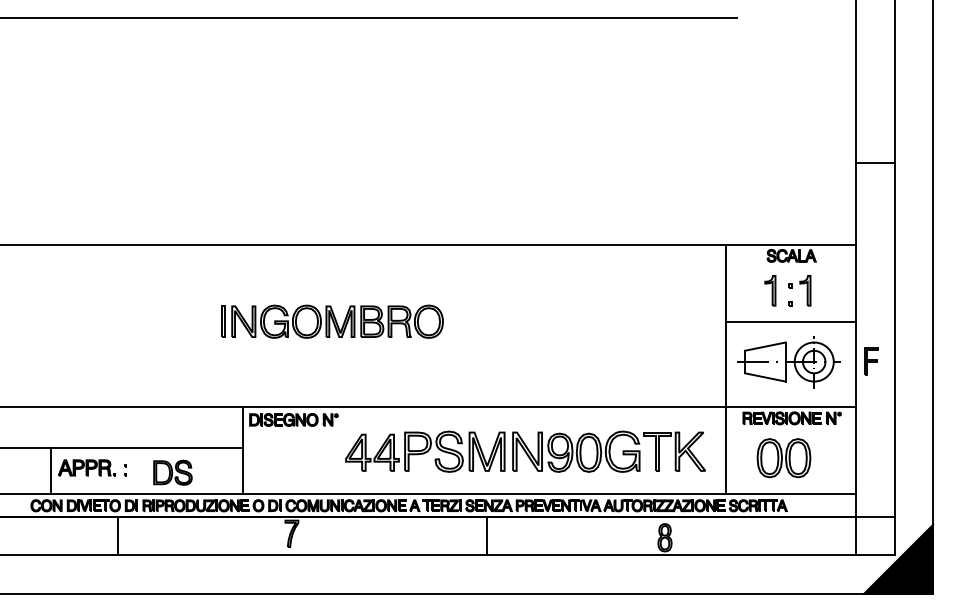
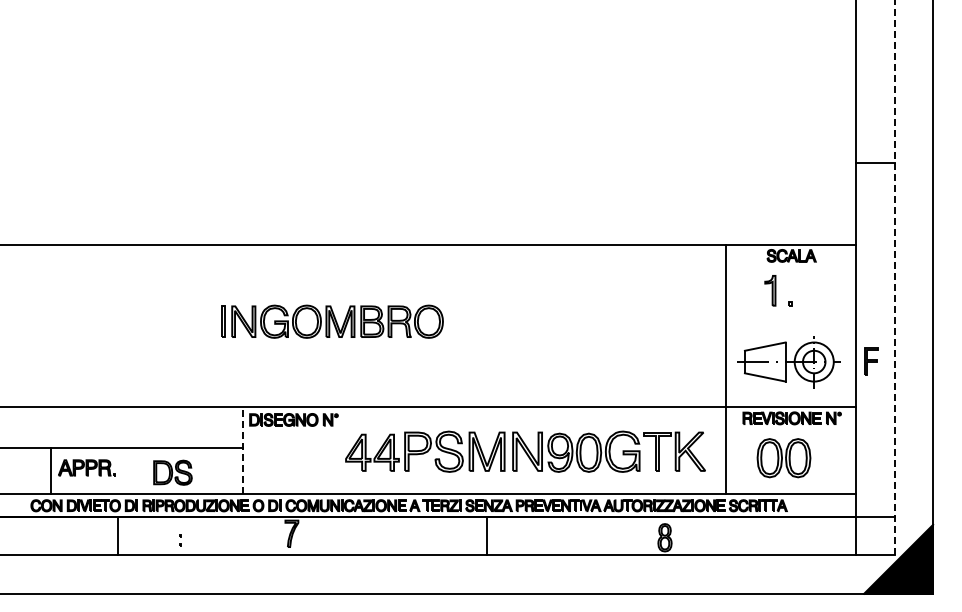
line: present -> none (369, 18)
line: solid -> dashed (894, 277)
part: present -> none (799, 290)
line: present -> none (791, 322)
line: solid -> dashed (242, 450)
part position: (125, 470) -> (180, 540) (180, 540)
